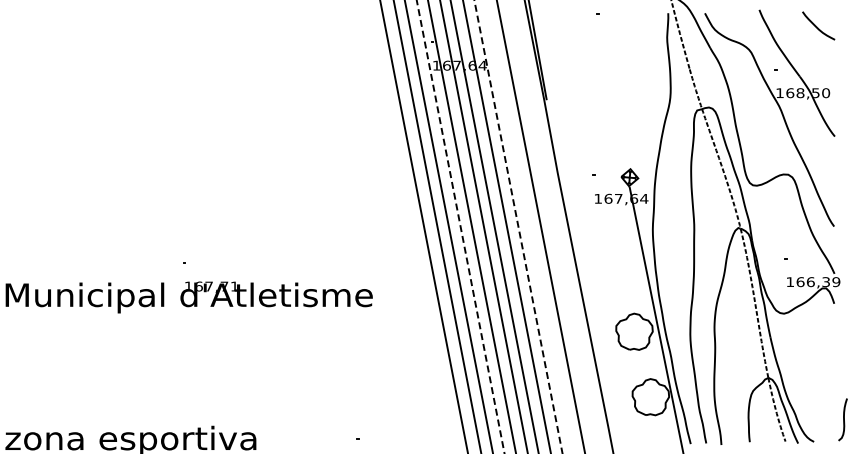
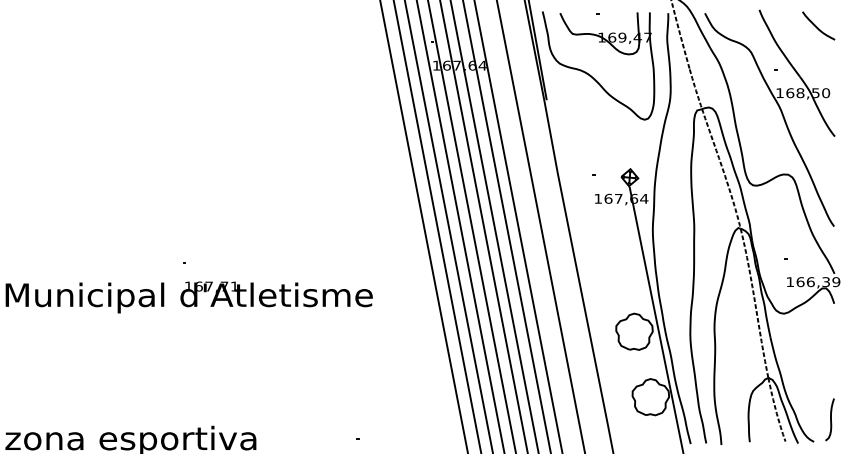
part: none -> present (590, 74)
line: dashed -> solid (460, 226)
line: dashed -> solid (518, 227)
curve position: (843, 419) -> (830, 419) (830, 419)
